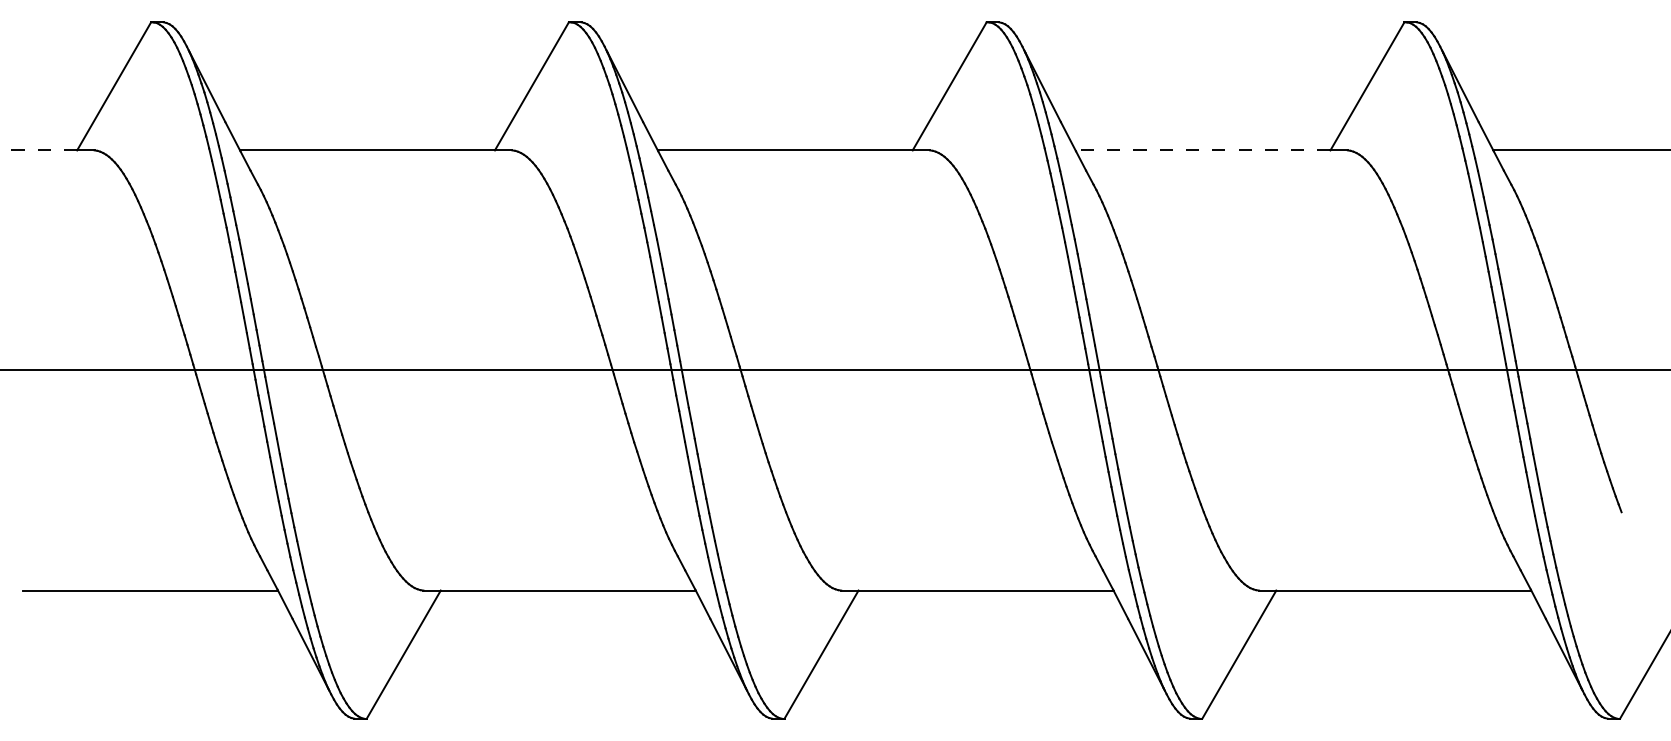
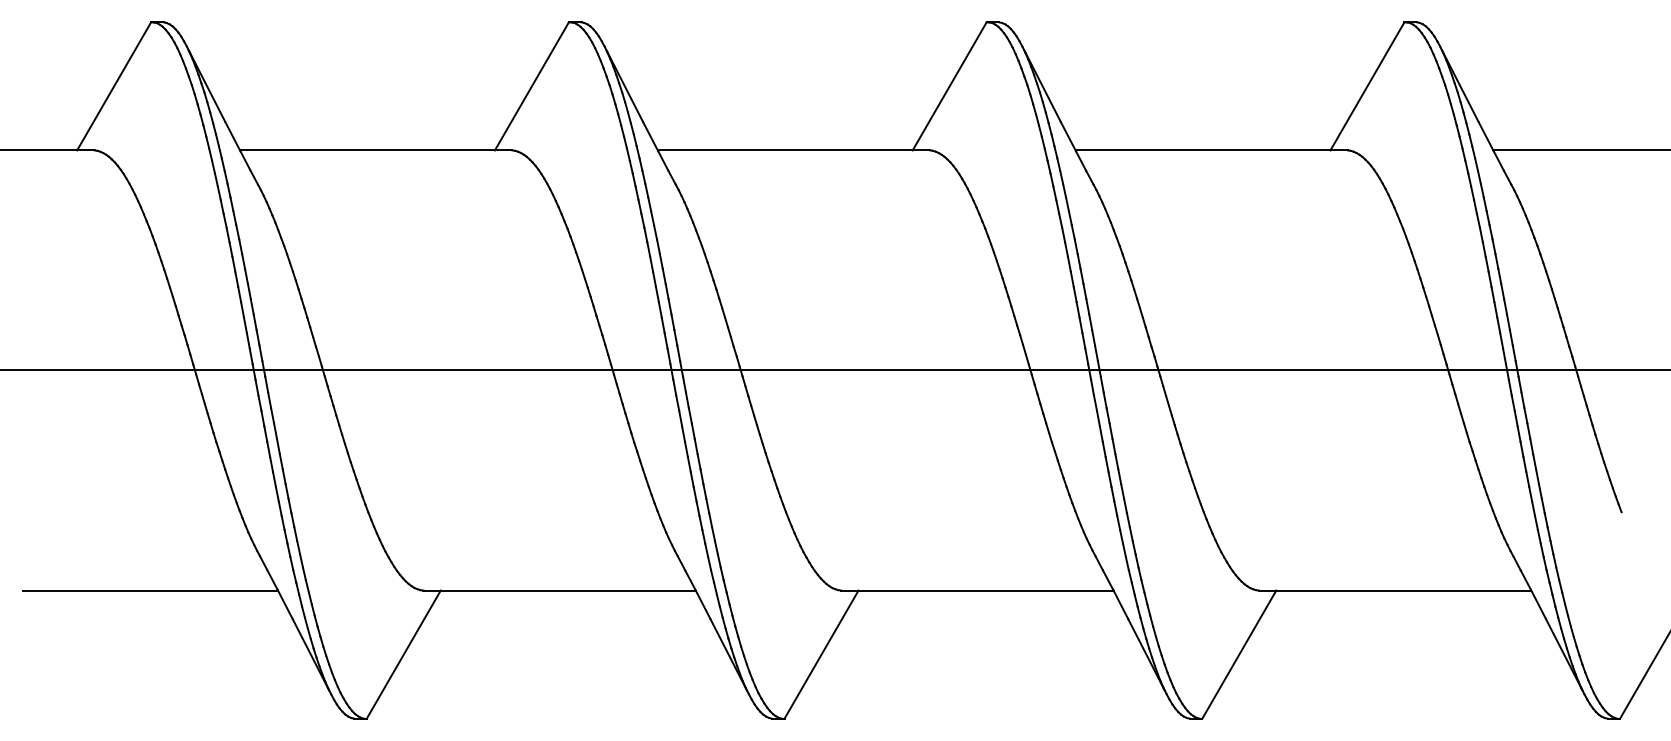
line: dashed -> solid (38, 150)
line: dashed -> solid (1202, 150)
